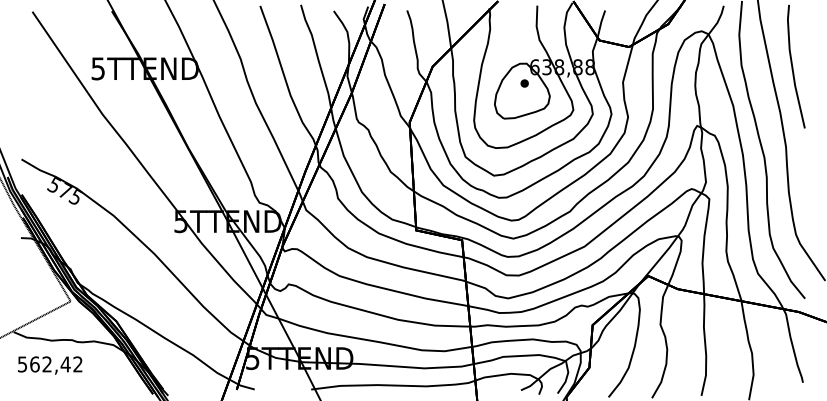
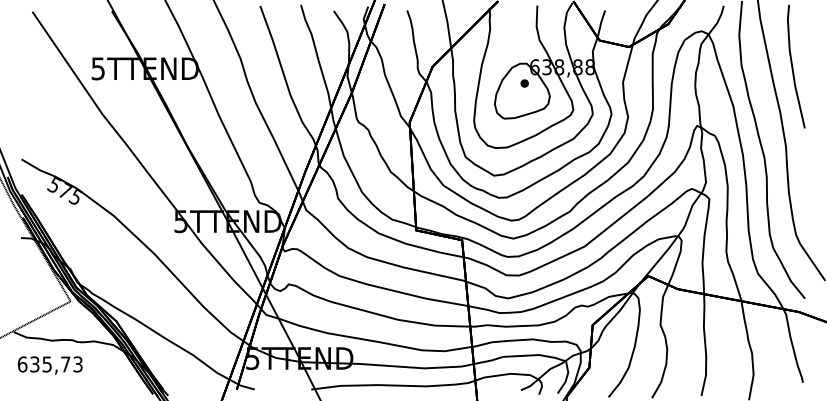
text: 562,42 -> 635,73 (49, 364)
